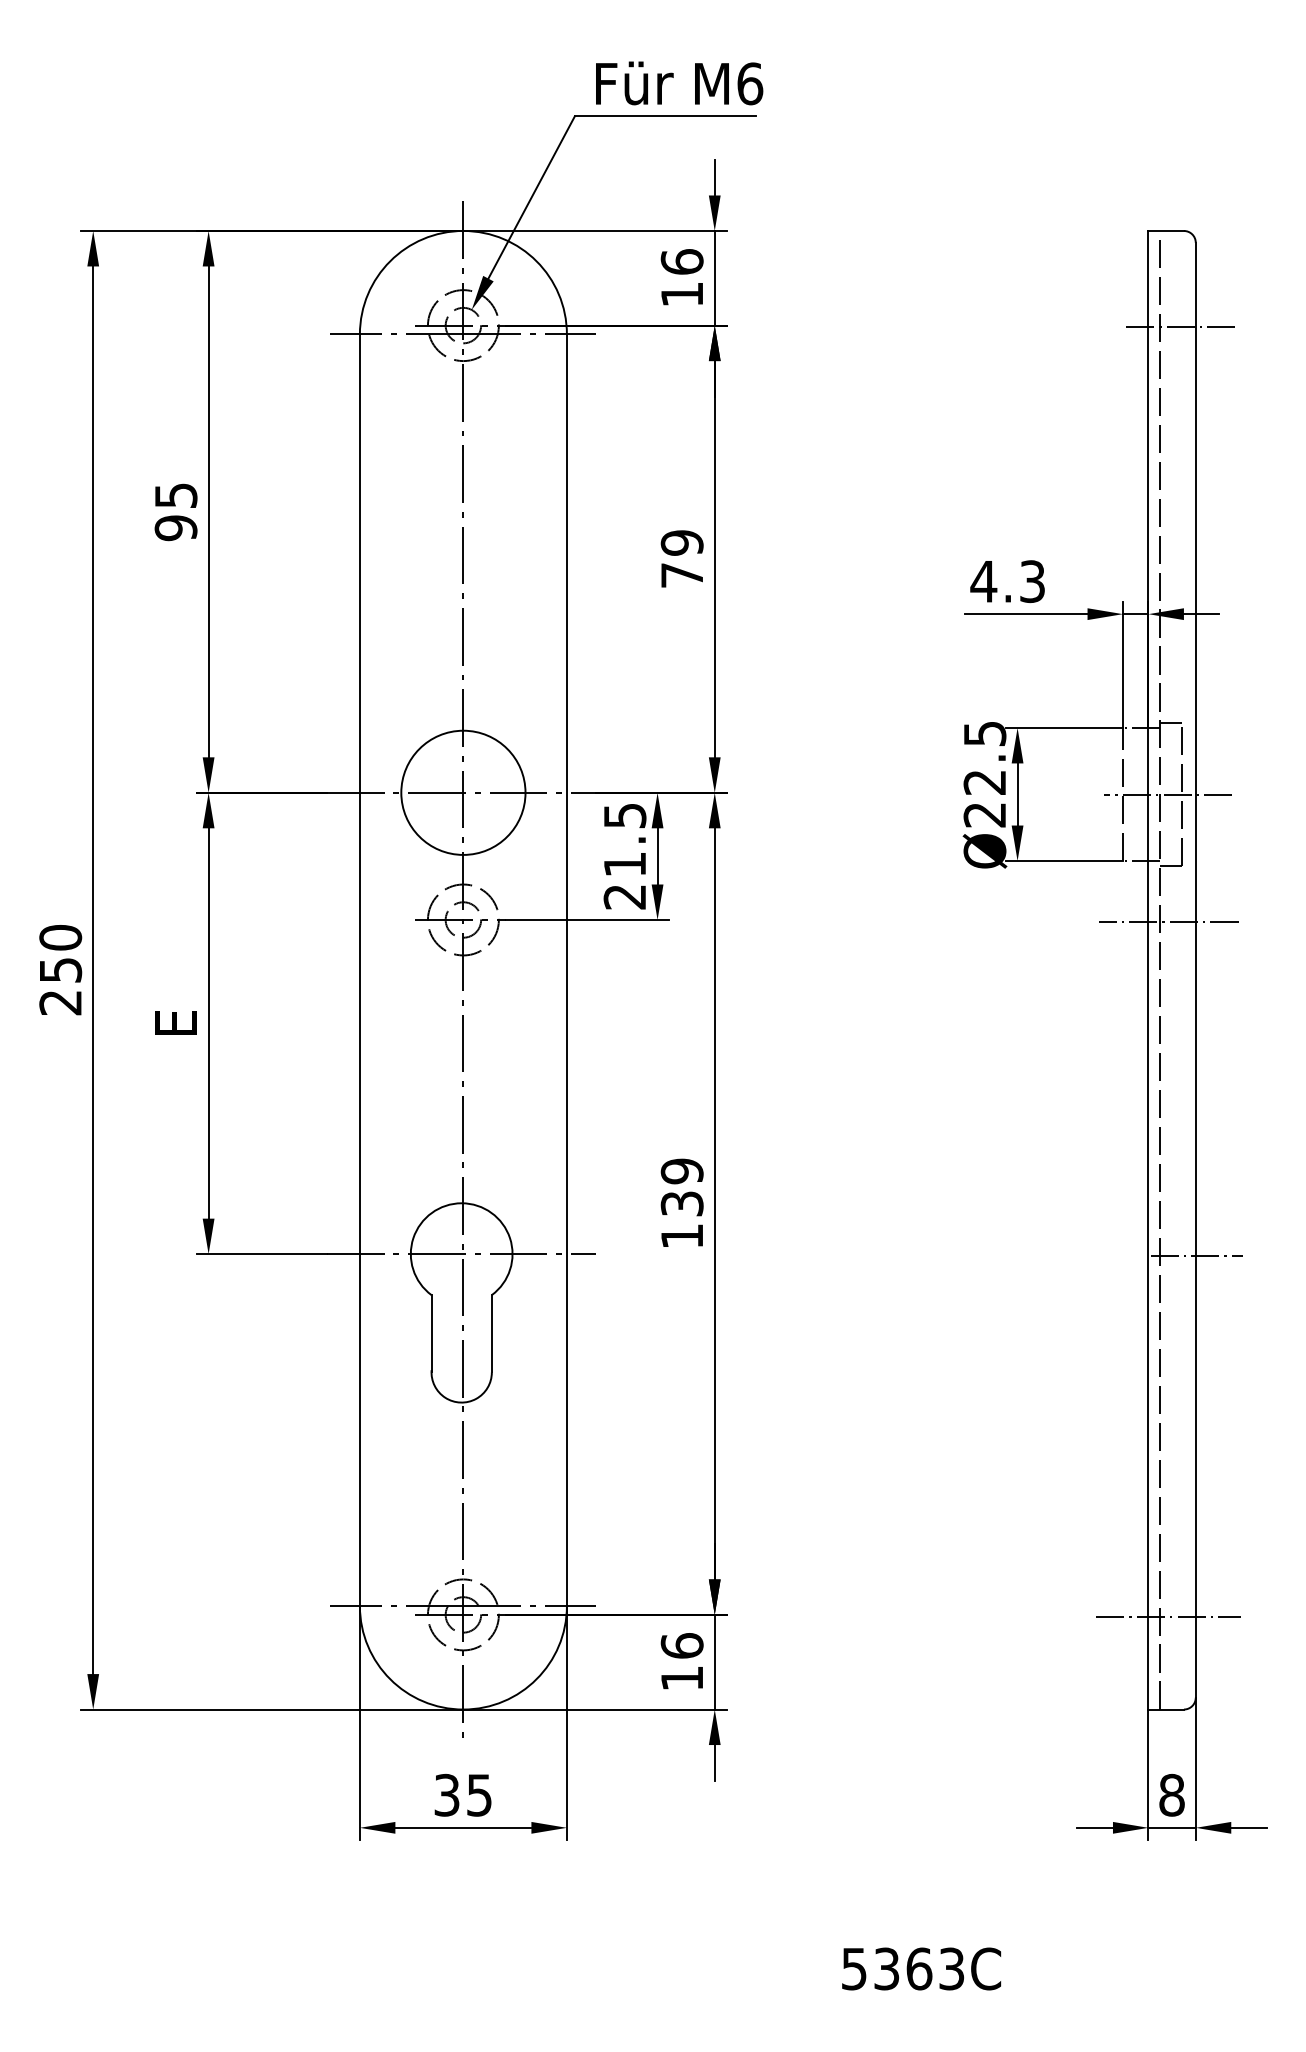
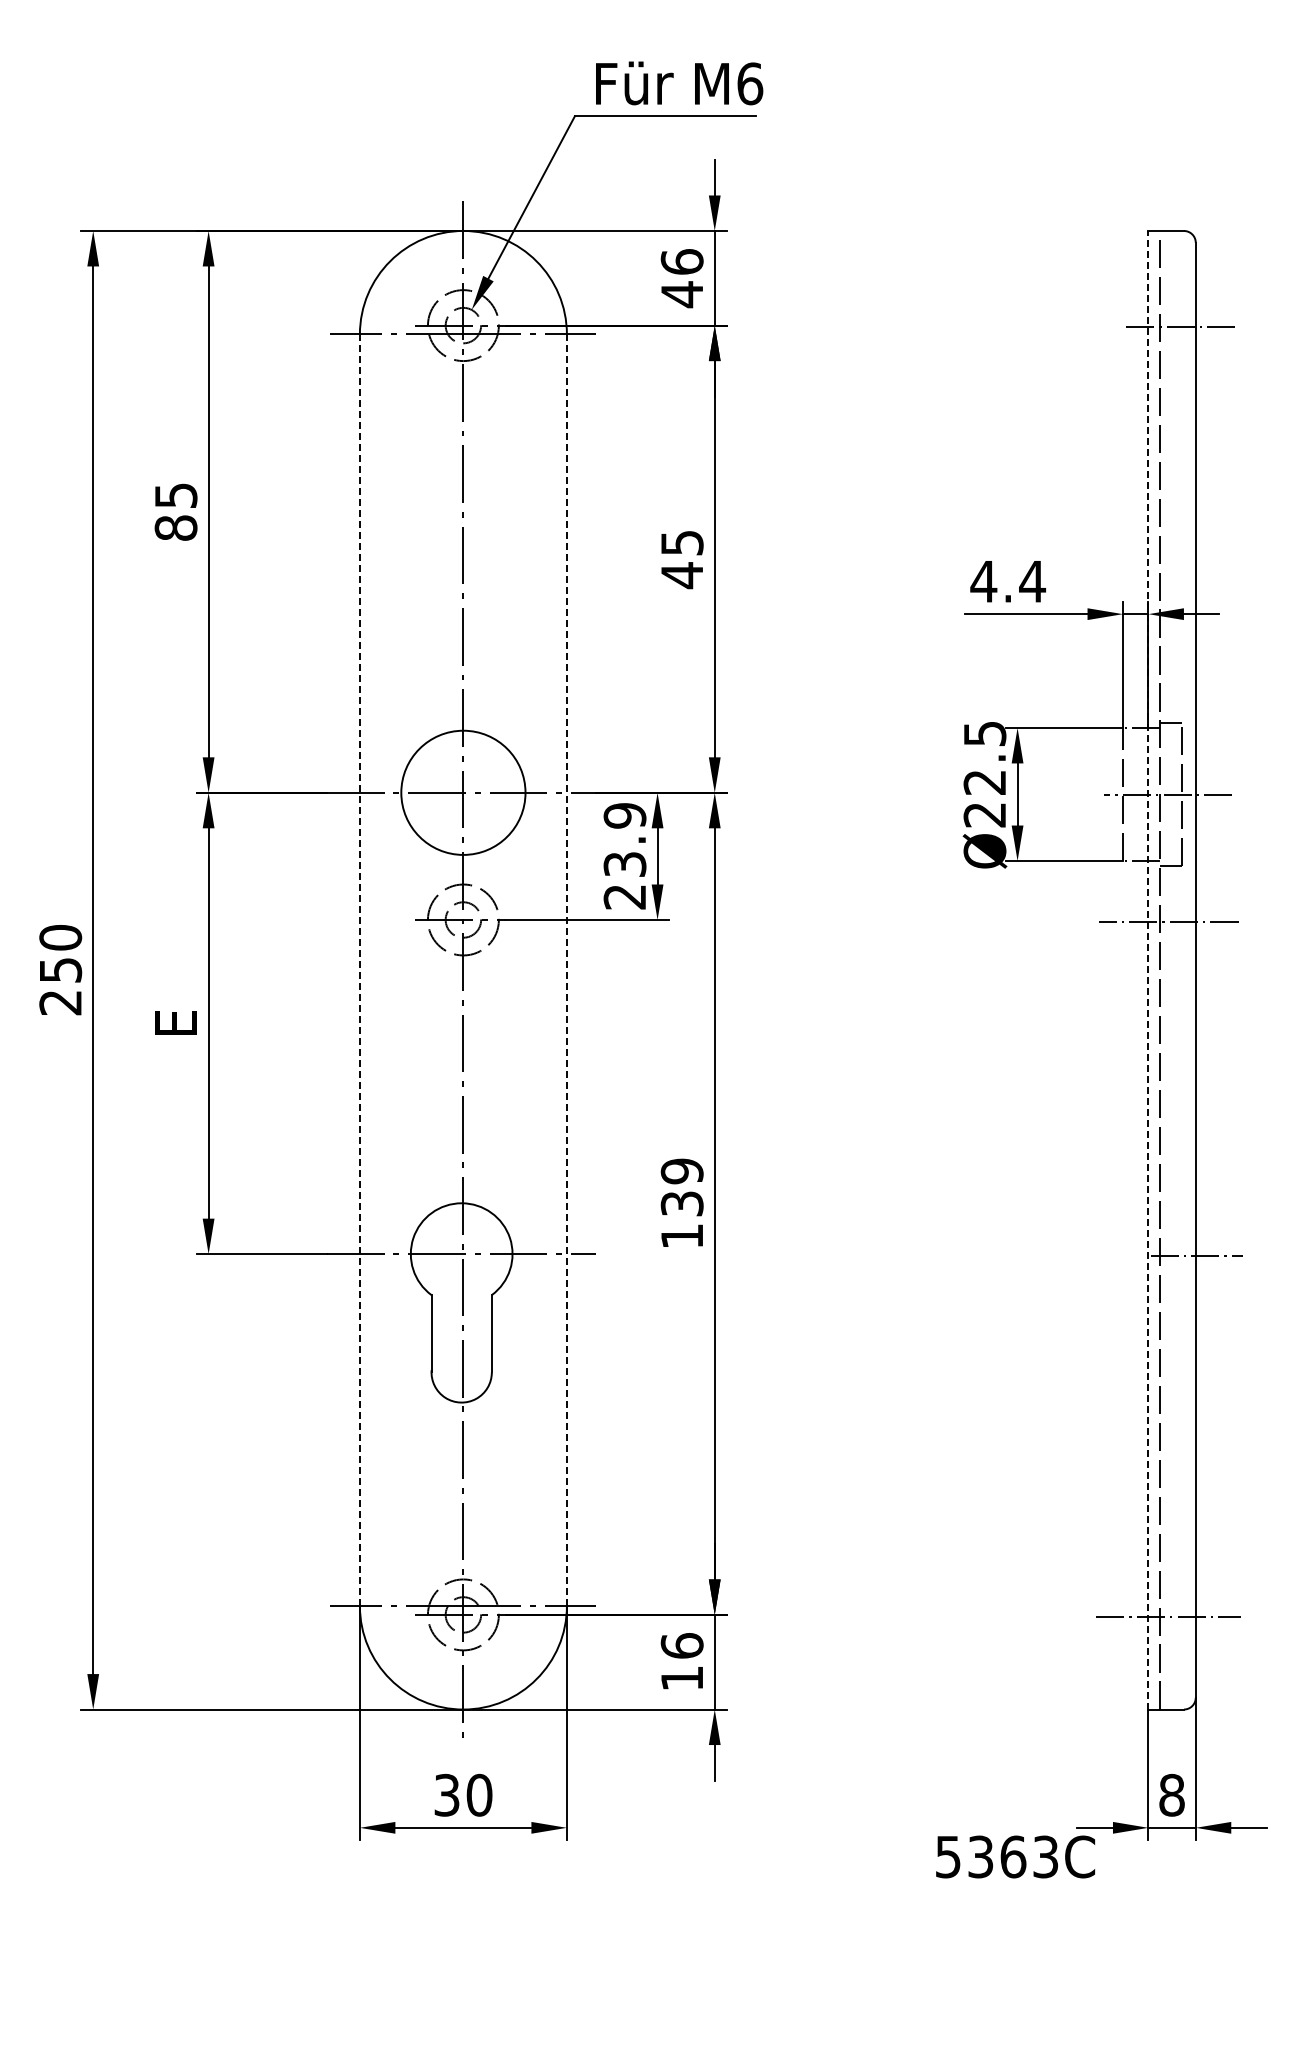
text: 16 -> 46 (681, 294)
text: 95 -> 85 (175, 528)
text: 79 -> 45 (681, 559)
text: 4.3 -> 4.4 (1032, 581)
text: 21.5 -> 23.9 (624, 839)
line: solid -> dashed (1148, 969)
line: solid -> dashed (359, 970)
line: solid -> dashed (566, 970)
text: 35 -> 30 (479, 1794)
text position: (921, 1968) -> (1015, 1856) (1015, 1856)
